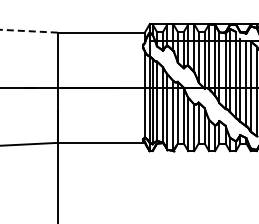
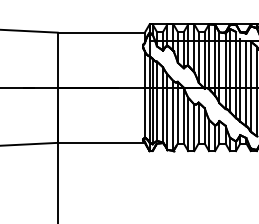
line: dashed -> solid (28, 31)
